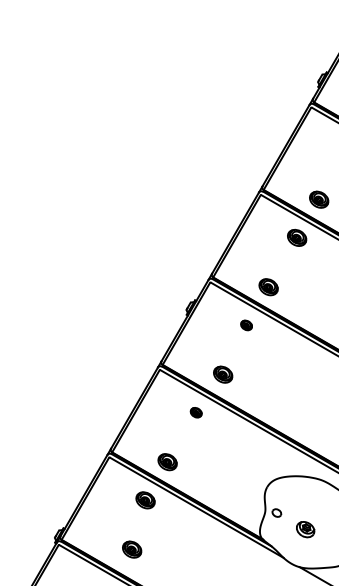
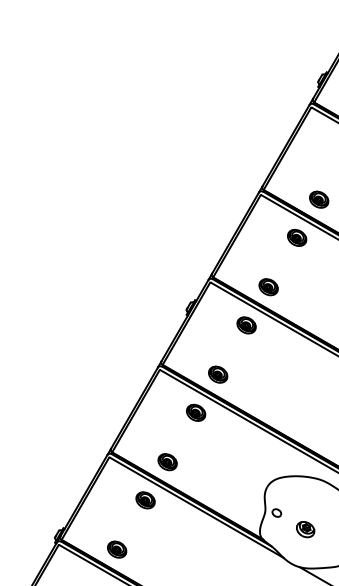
part size: 13x13 px -> 21x19 px (246, 325)
part position: (223, 374) -> (218, 374) (218, 374)
part size: 14x12 px -> 21x19 px (196, 412)
part position: (132, 549) -> (117, 549) (117, 549)
